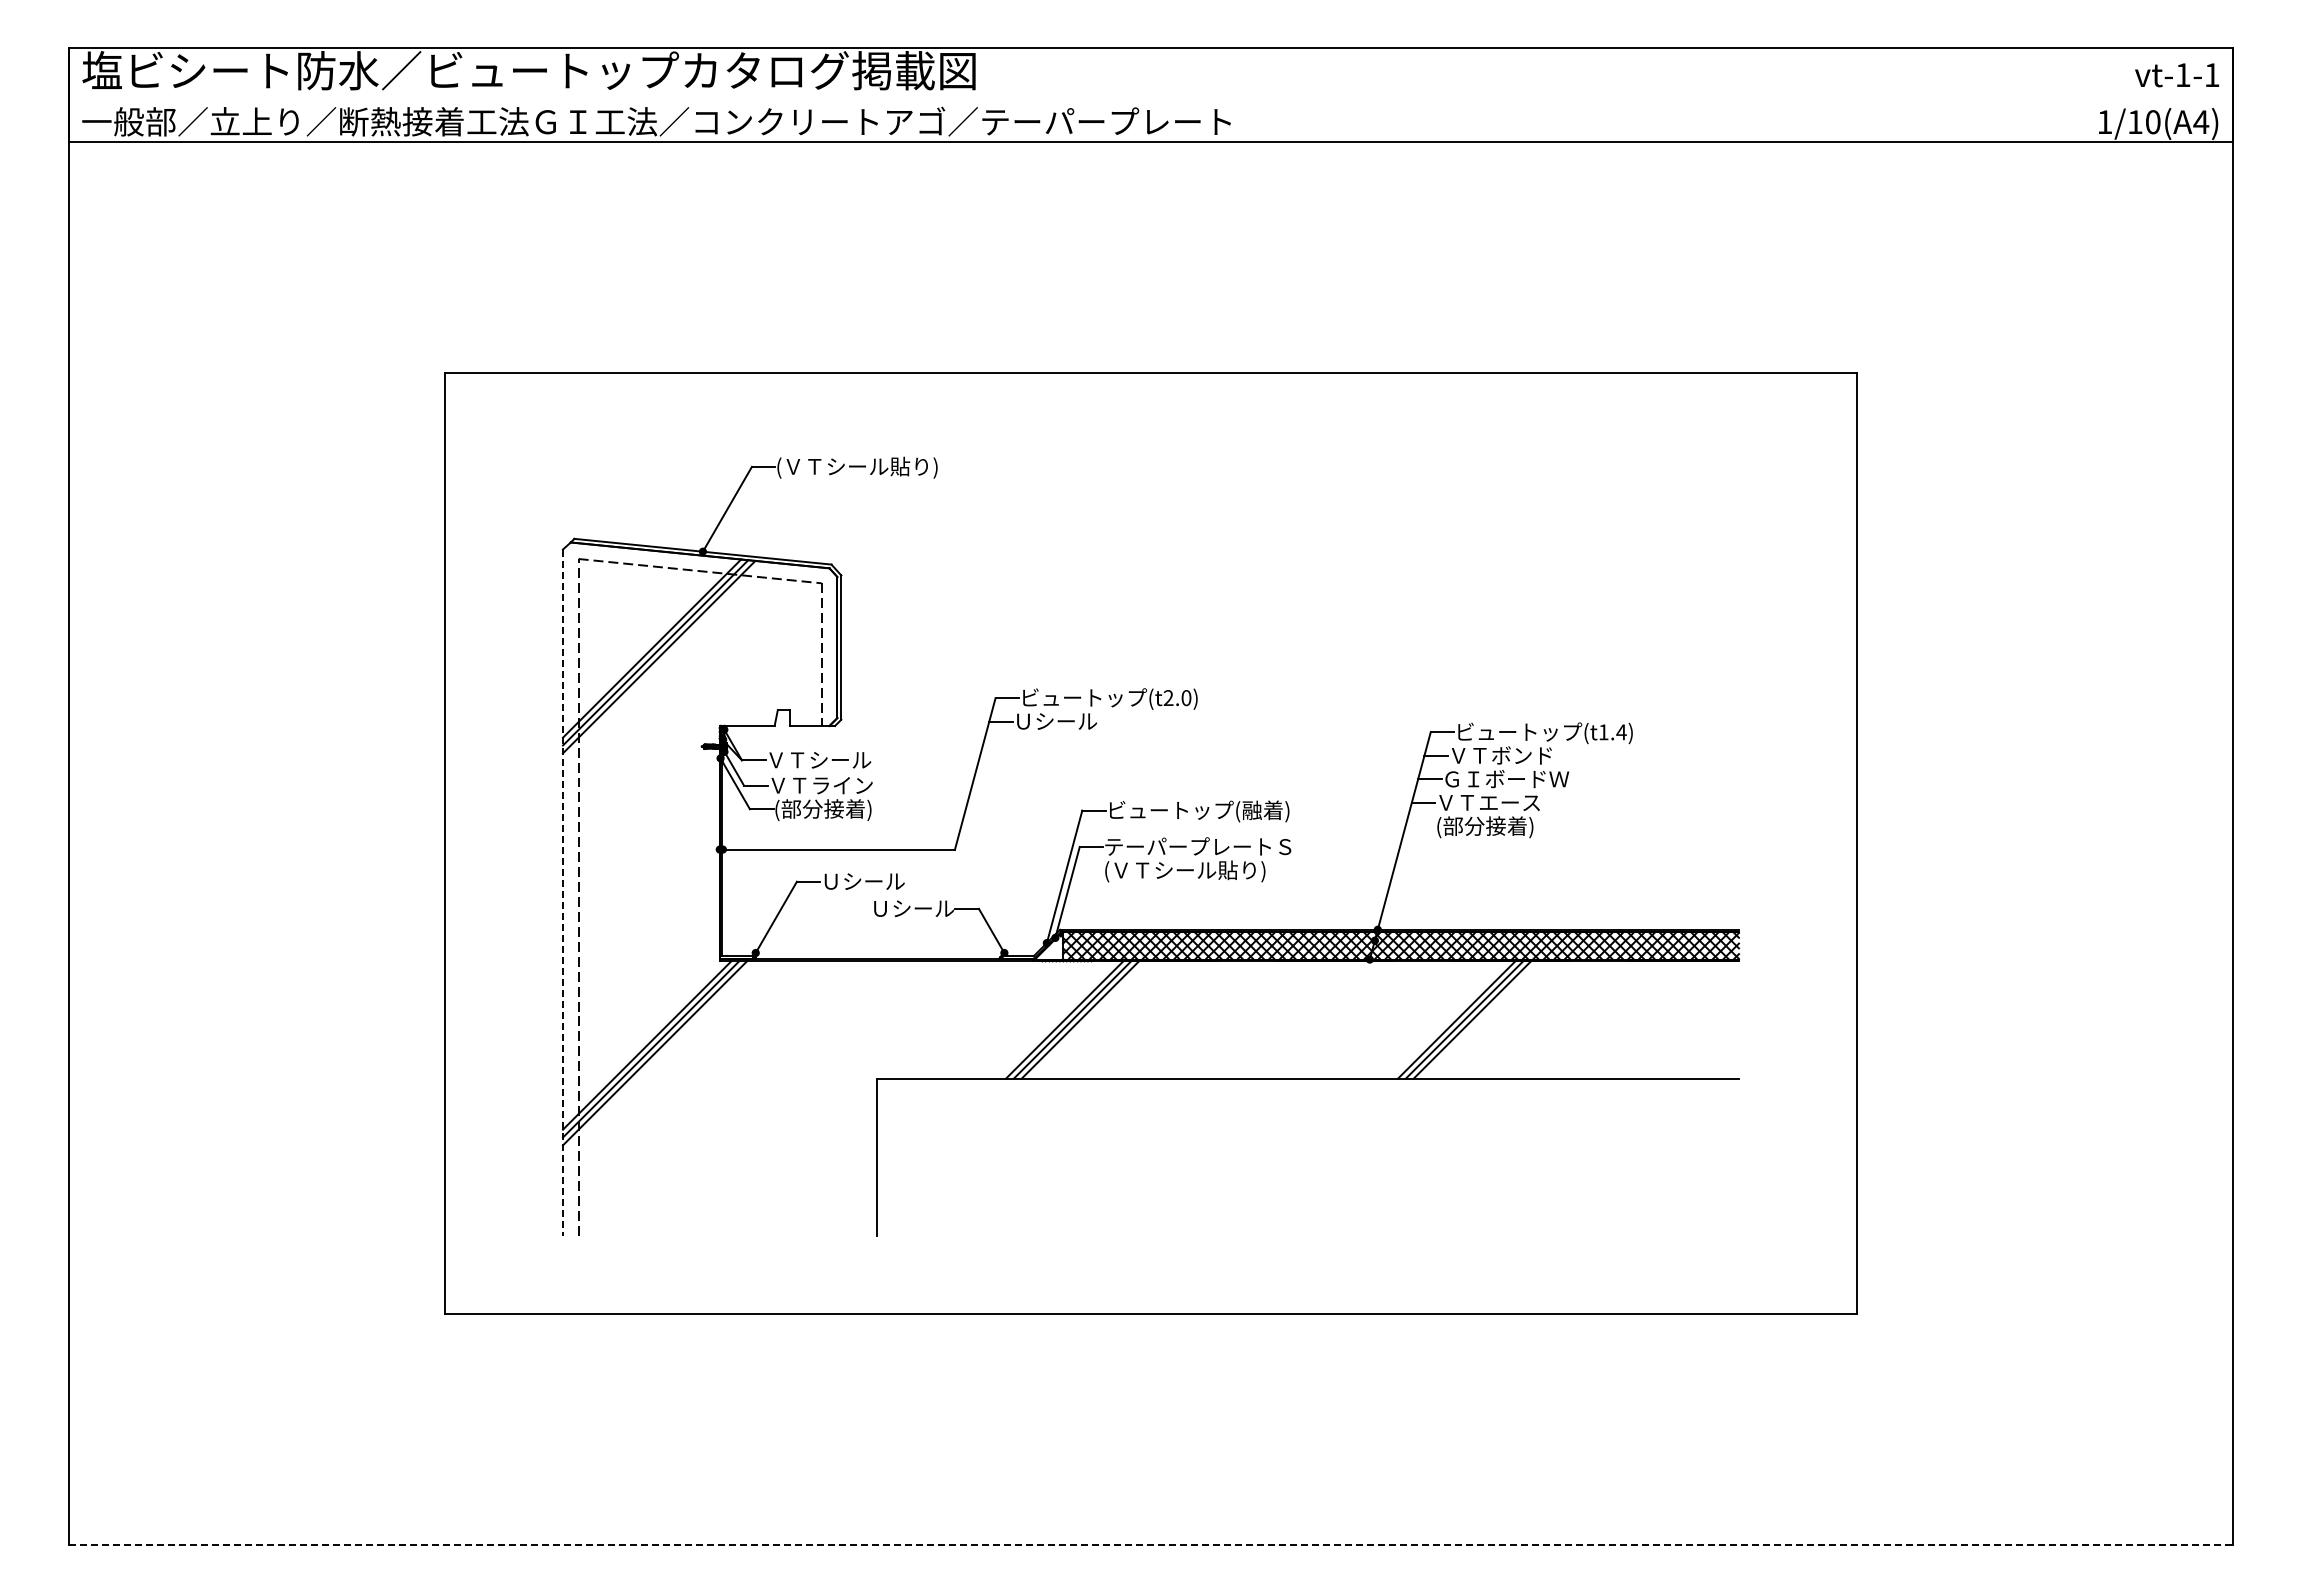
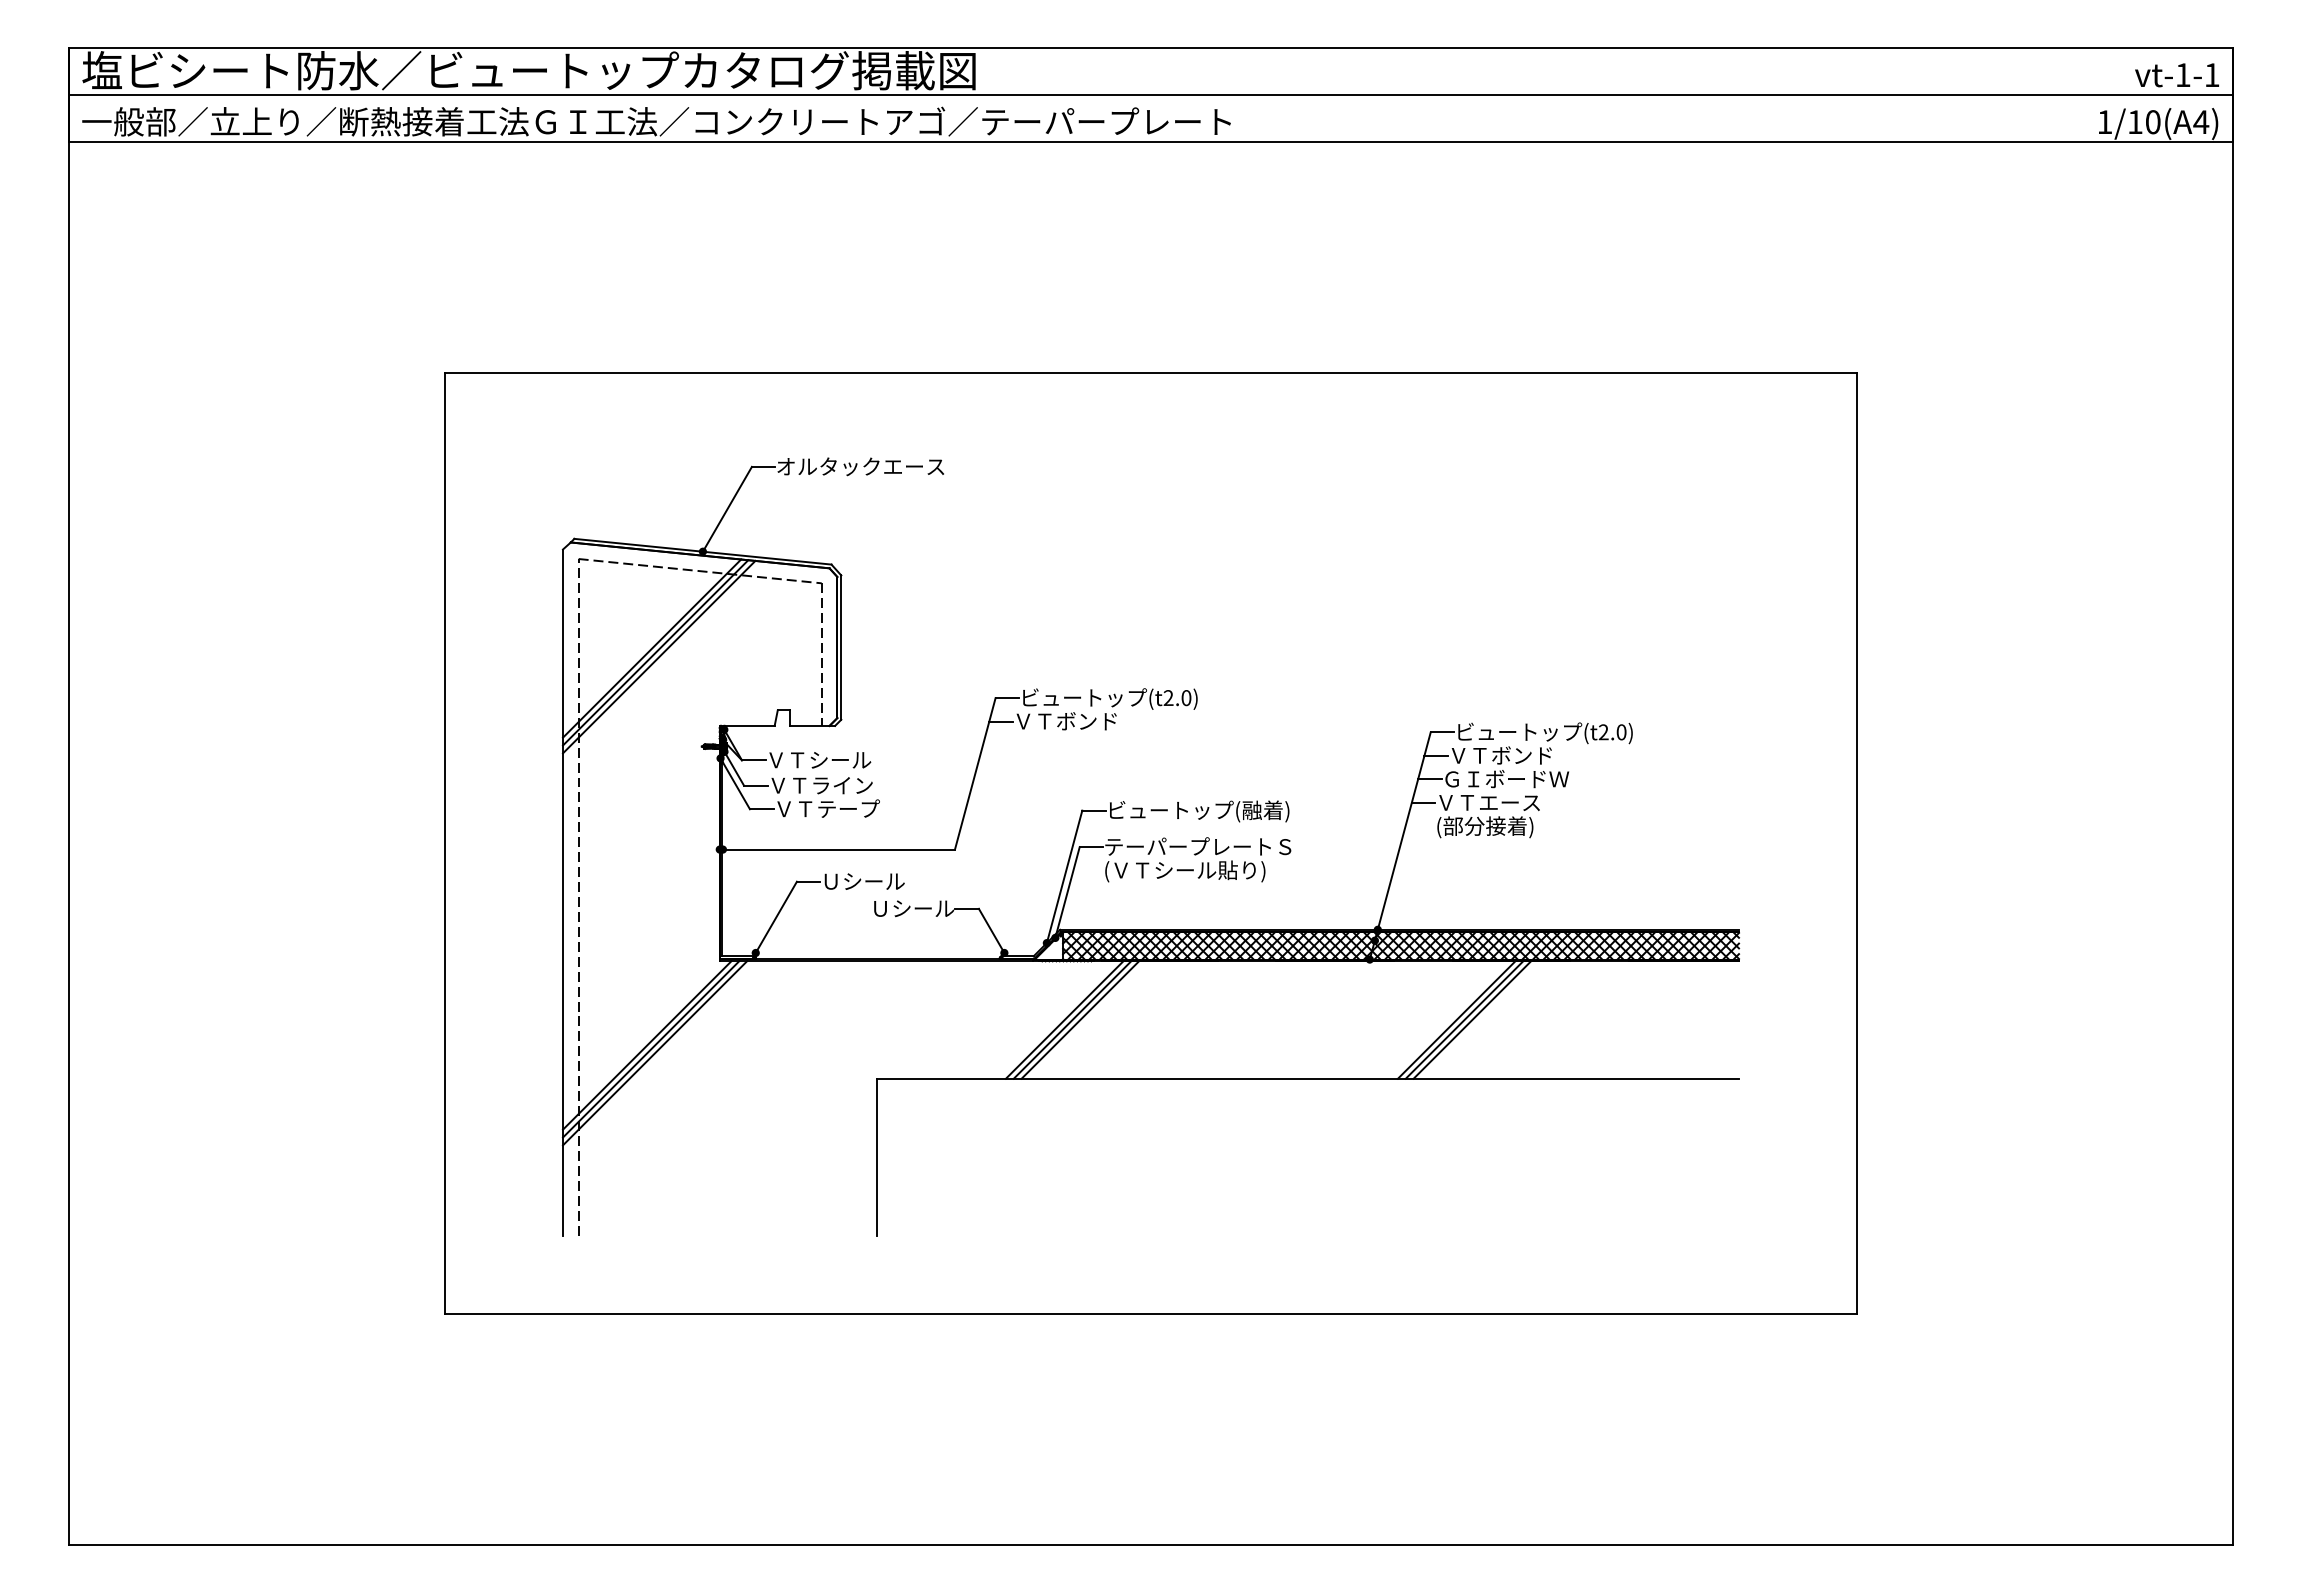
line: none -> present (1150, 94)
text: (ＶＴシール貼り) -> オルタックエース (860, 467)
text: Ｕシール -> ＶＴボンド (1066, 721)
text: (t1.4) -> (t2.0) (1612, 732)
text: (部分接着) -> ＶＴテープ (827, 810)
line: dashed -> solid (562, 893)
line: dashed -> solid (1151, 1545)
